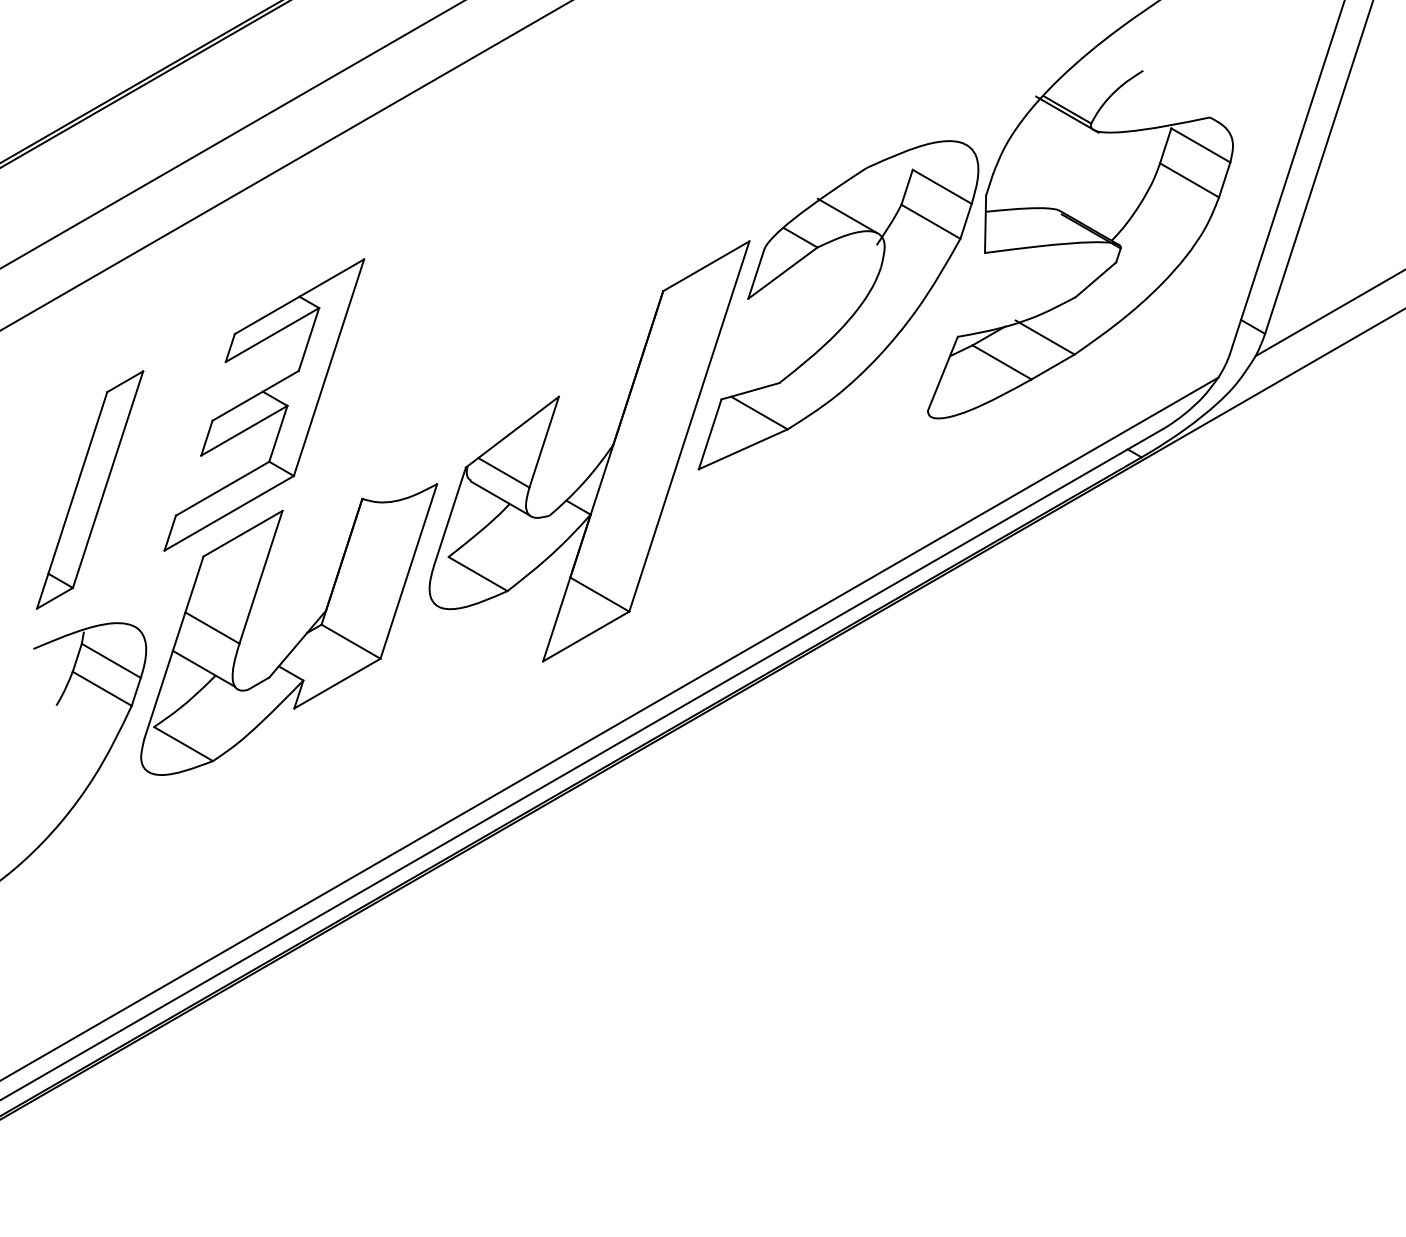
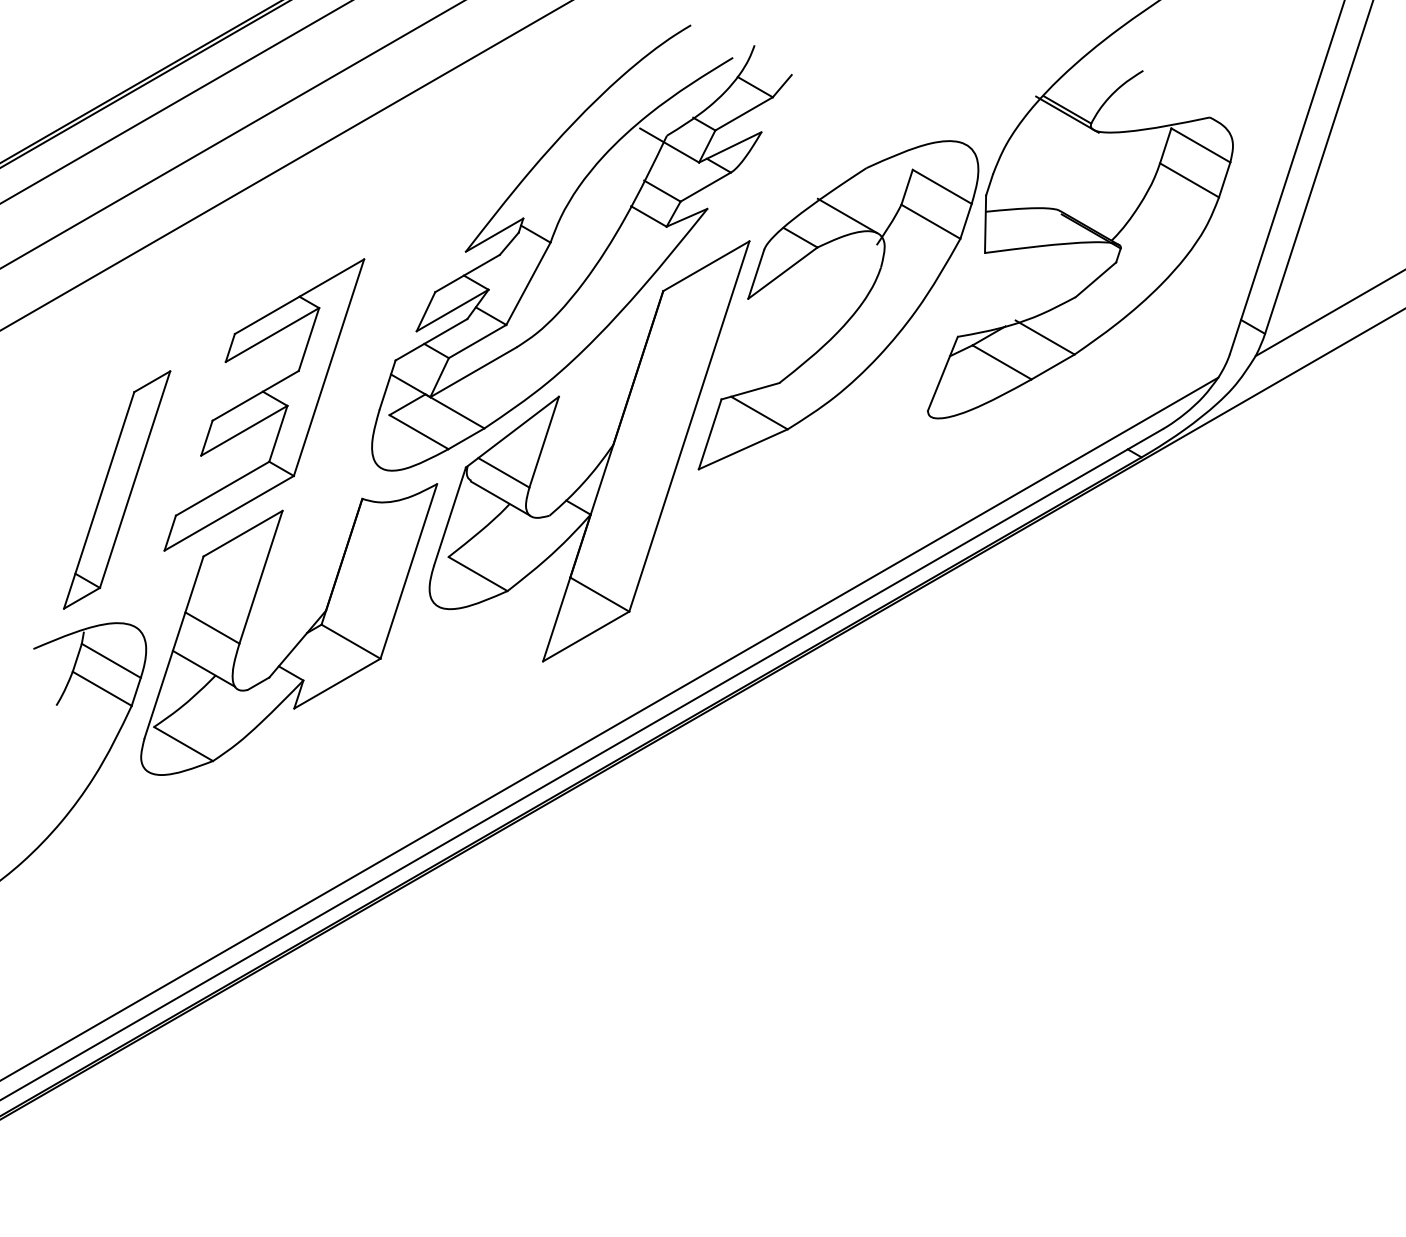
line: none -> present (175, 102)
part: none -> present (598, 259)
part position: (90, 489) -> (117, 489) (117, 489)
